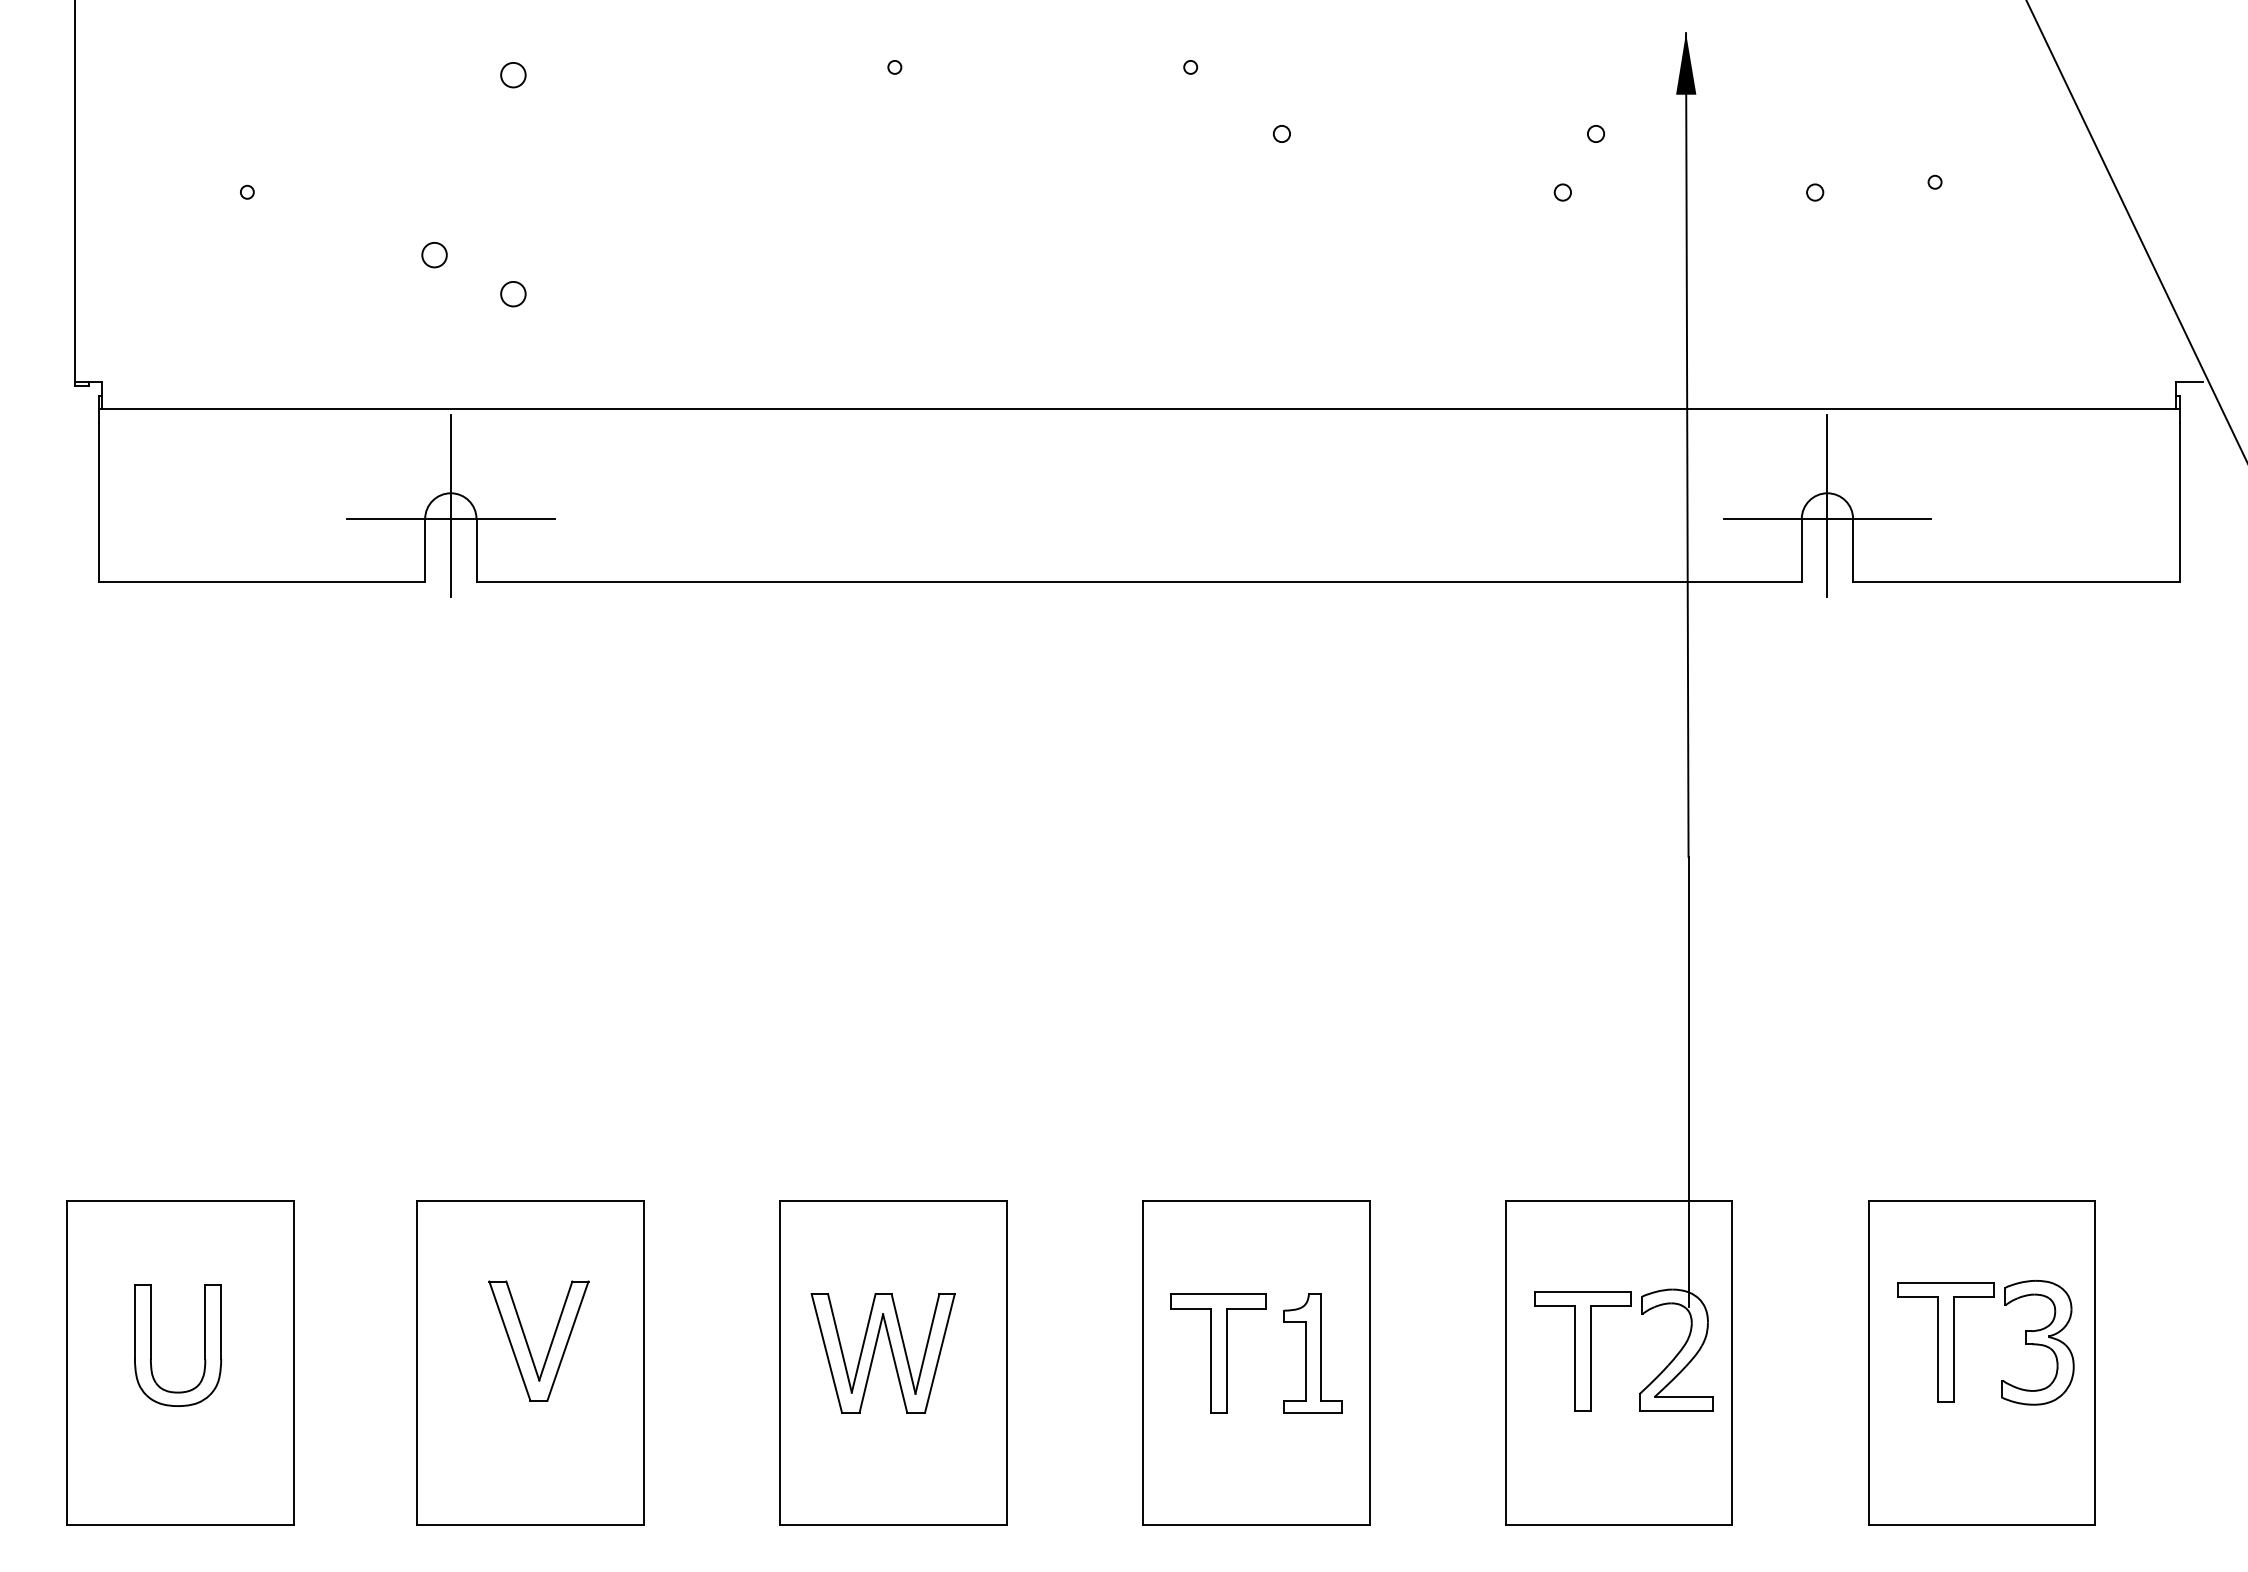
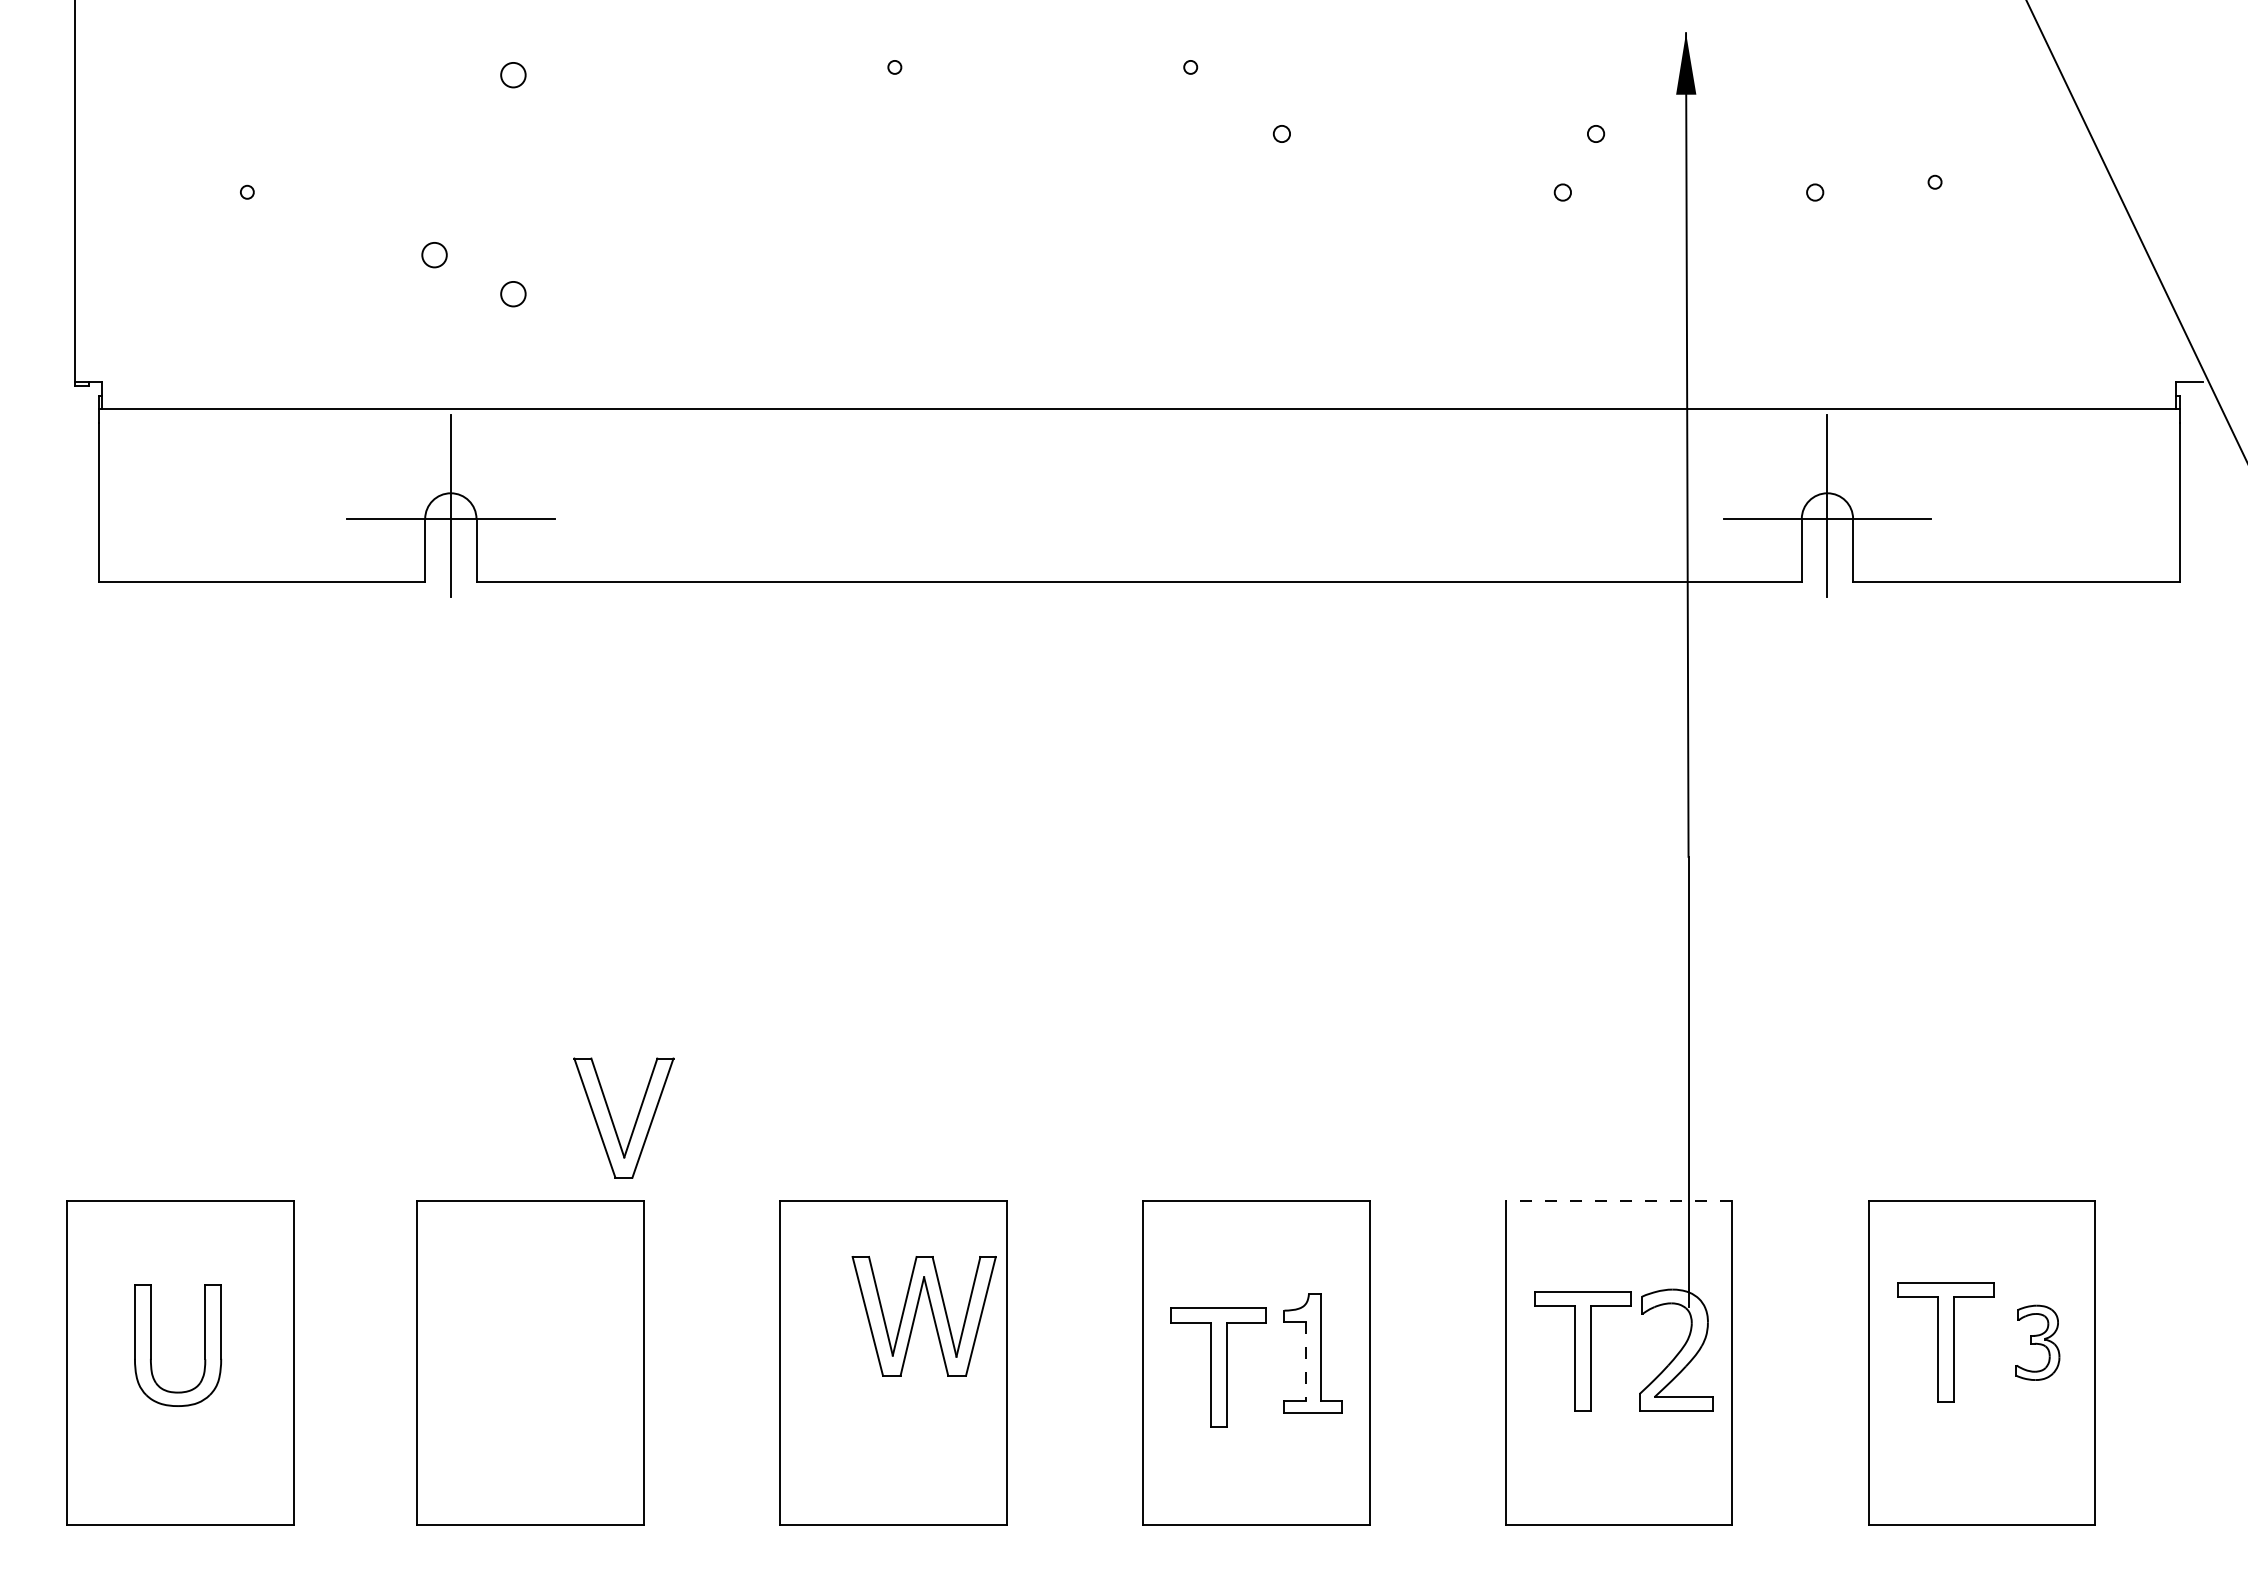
line: solid -> dashed (1618, 1200)
part size: 74x126 px -> 46x77 px (2037, 1342)
part position: (528, 1344) -> (613, 1121) (613, 1121)
part position: (875, 1351) -> (916, 1314) (916, 1314)
part position: (1218, 1353) -> (1218, 1367) (1218, 1367)
line: solid -> dashed (1305, 1361)
